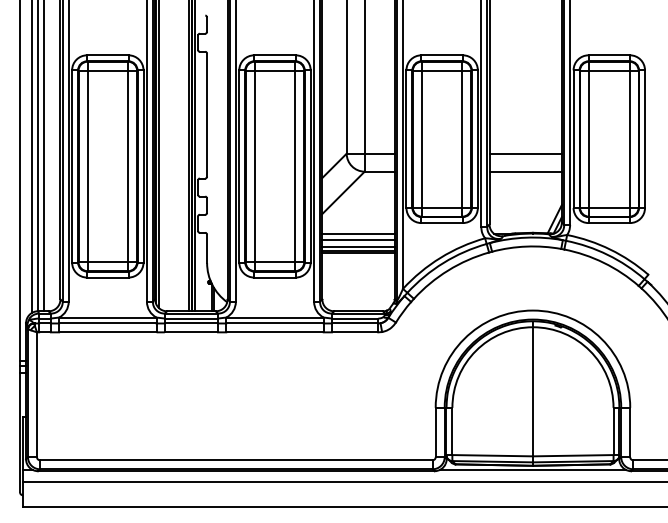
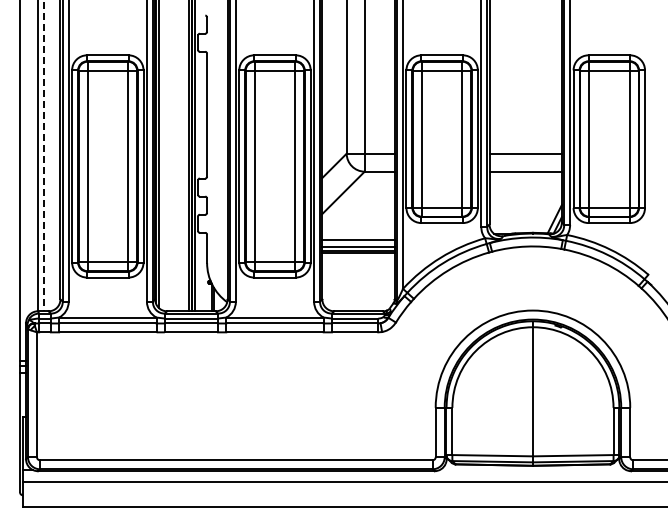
line: solid -> dashed (44, 156)
line: present -> none (32, 157)
line: present -> none (358, 233)
line: present -> none (532, 469)
